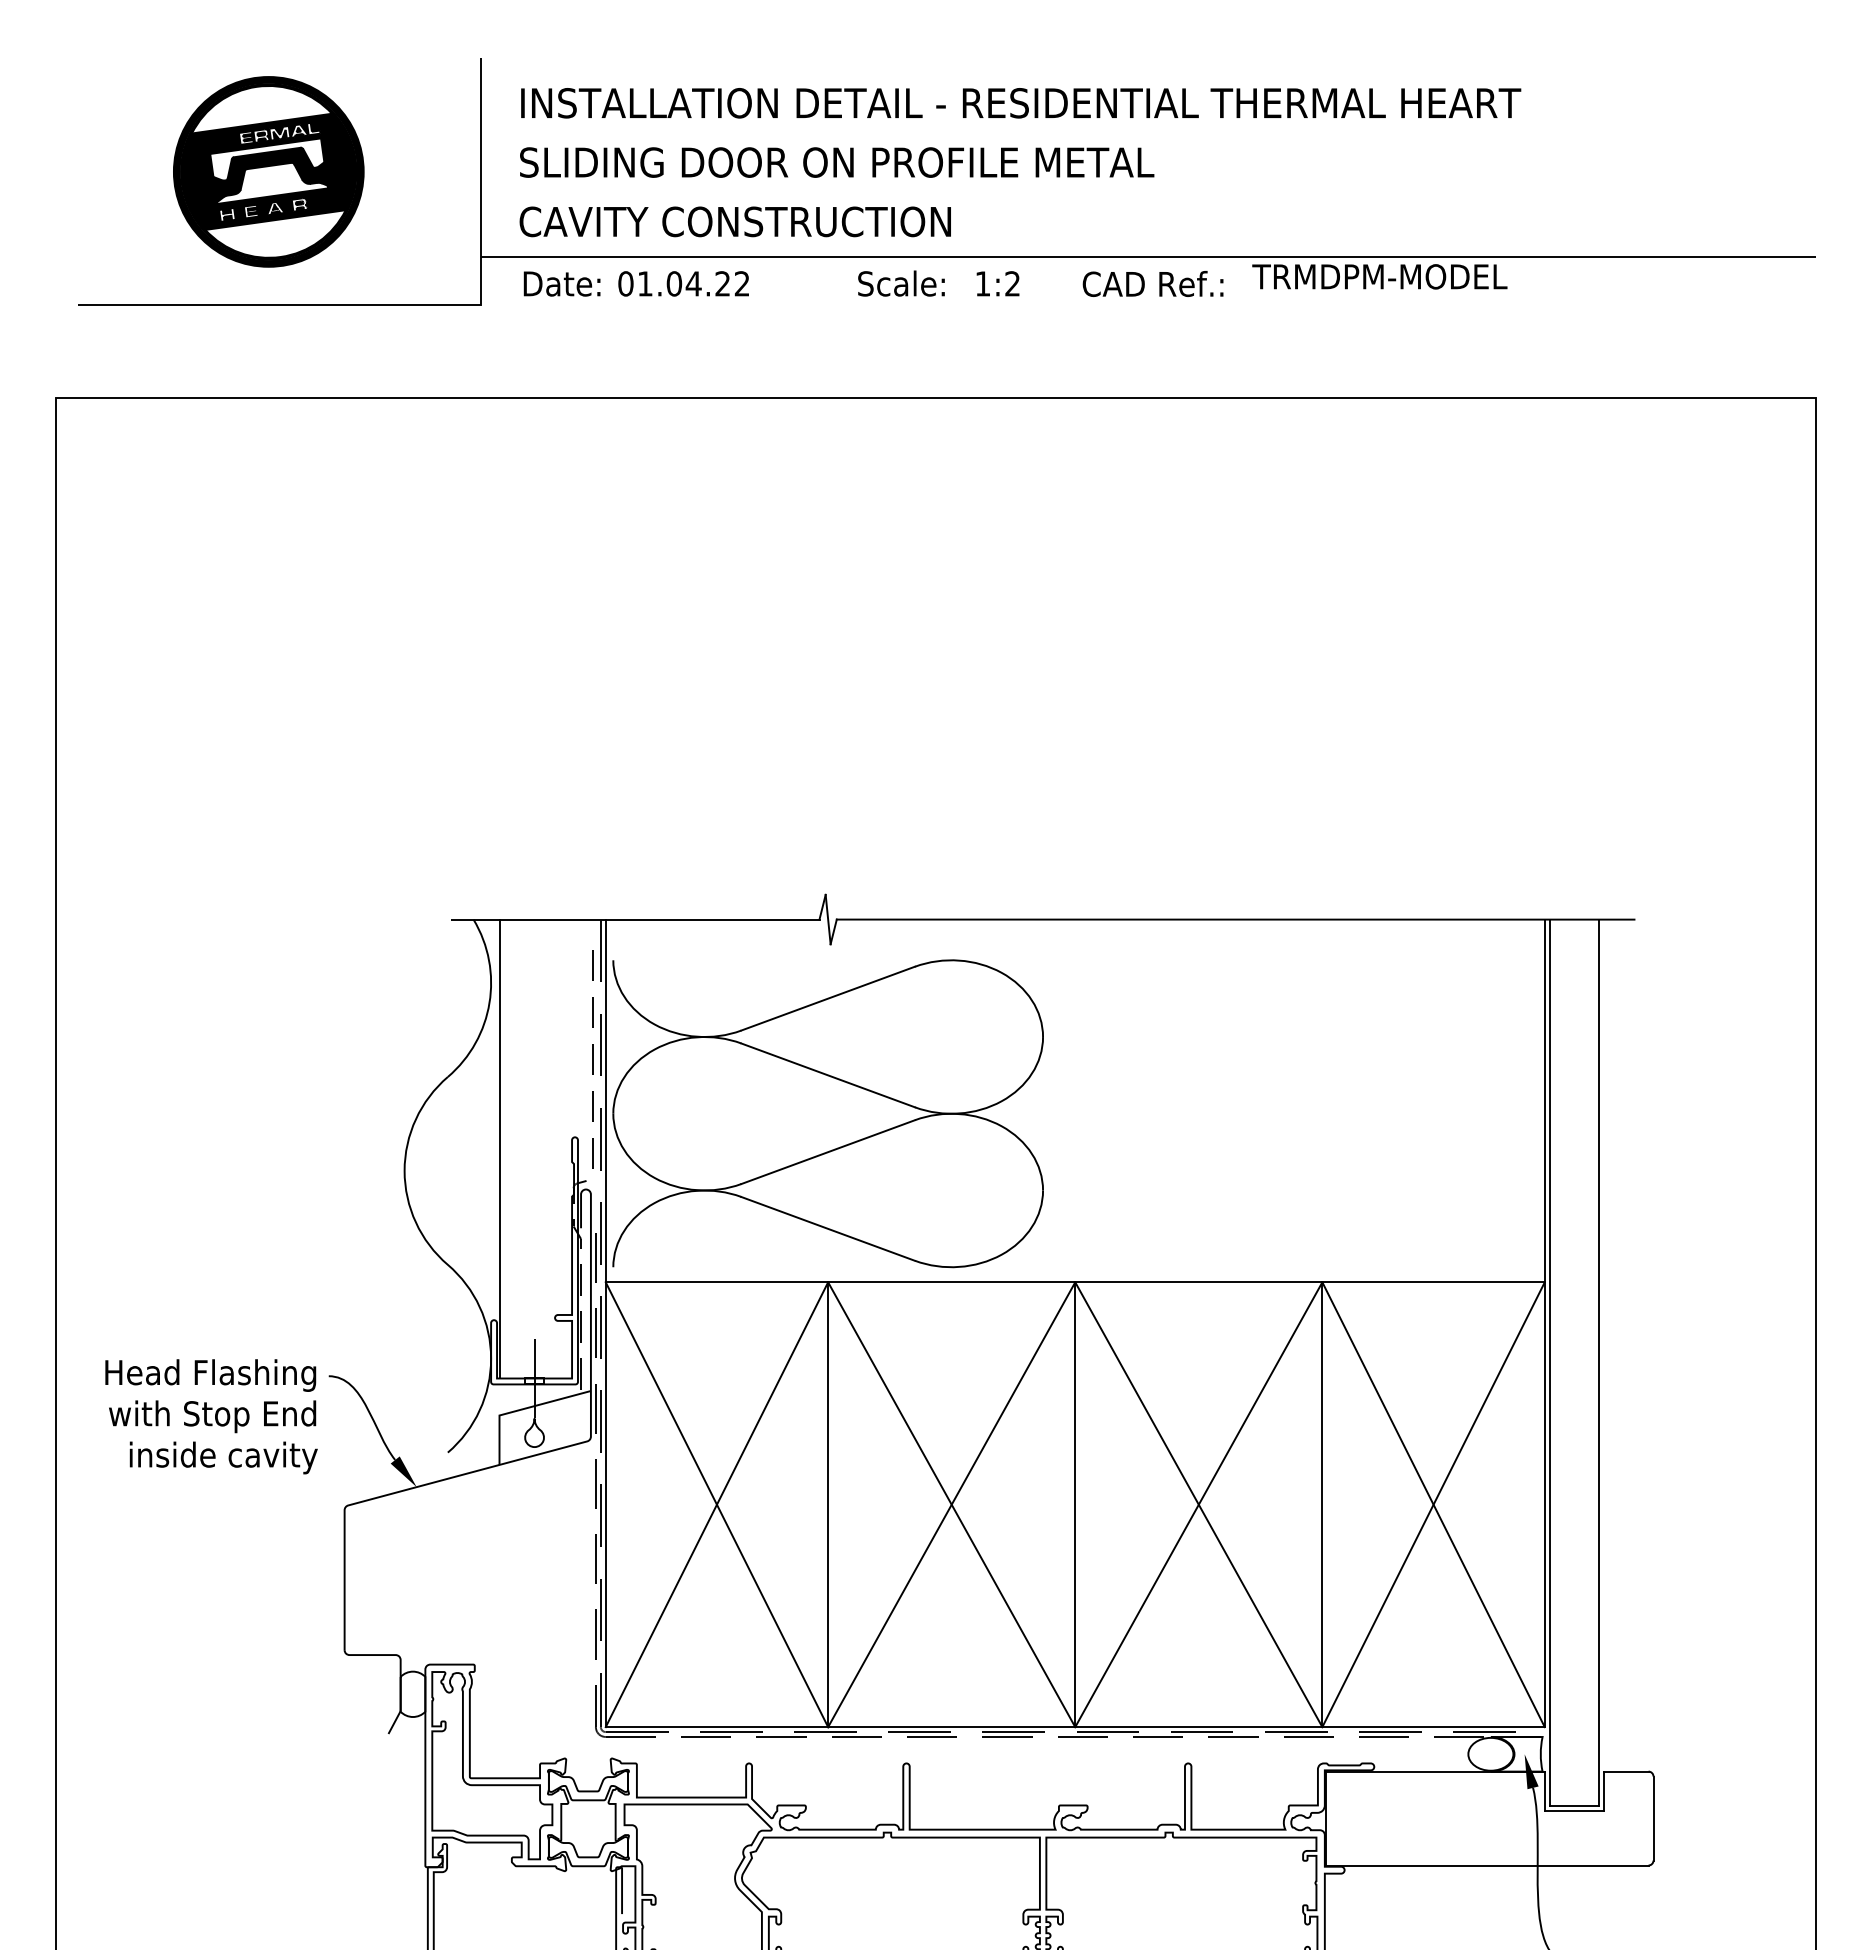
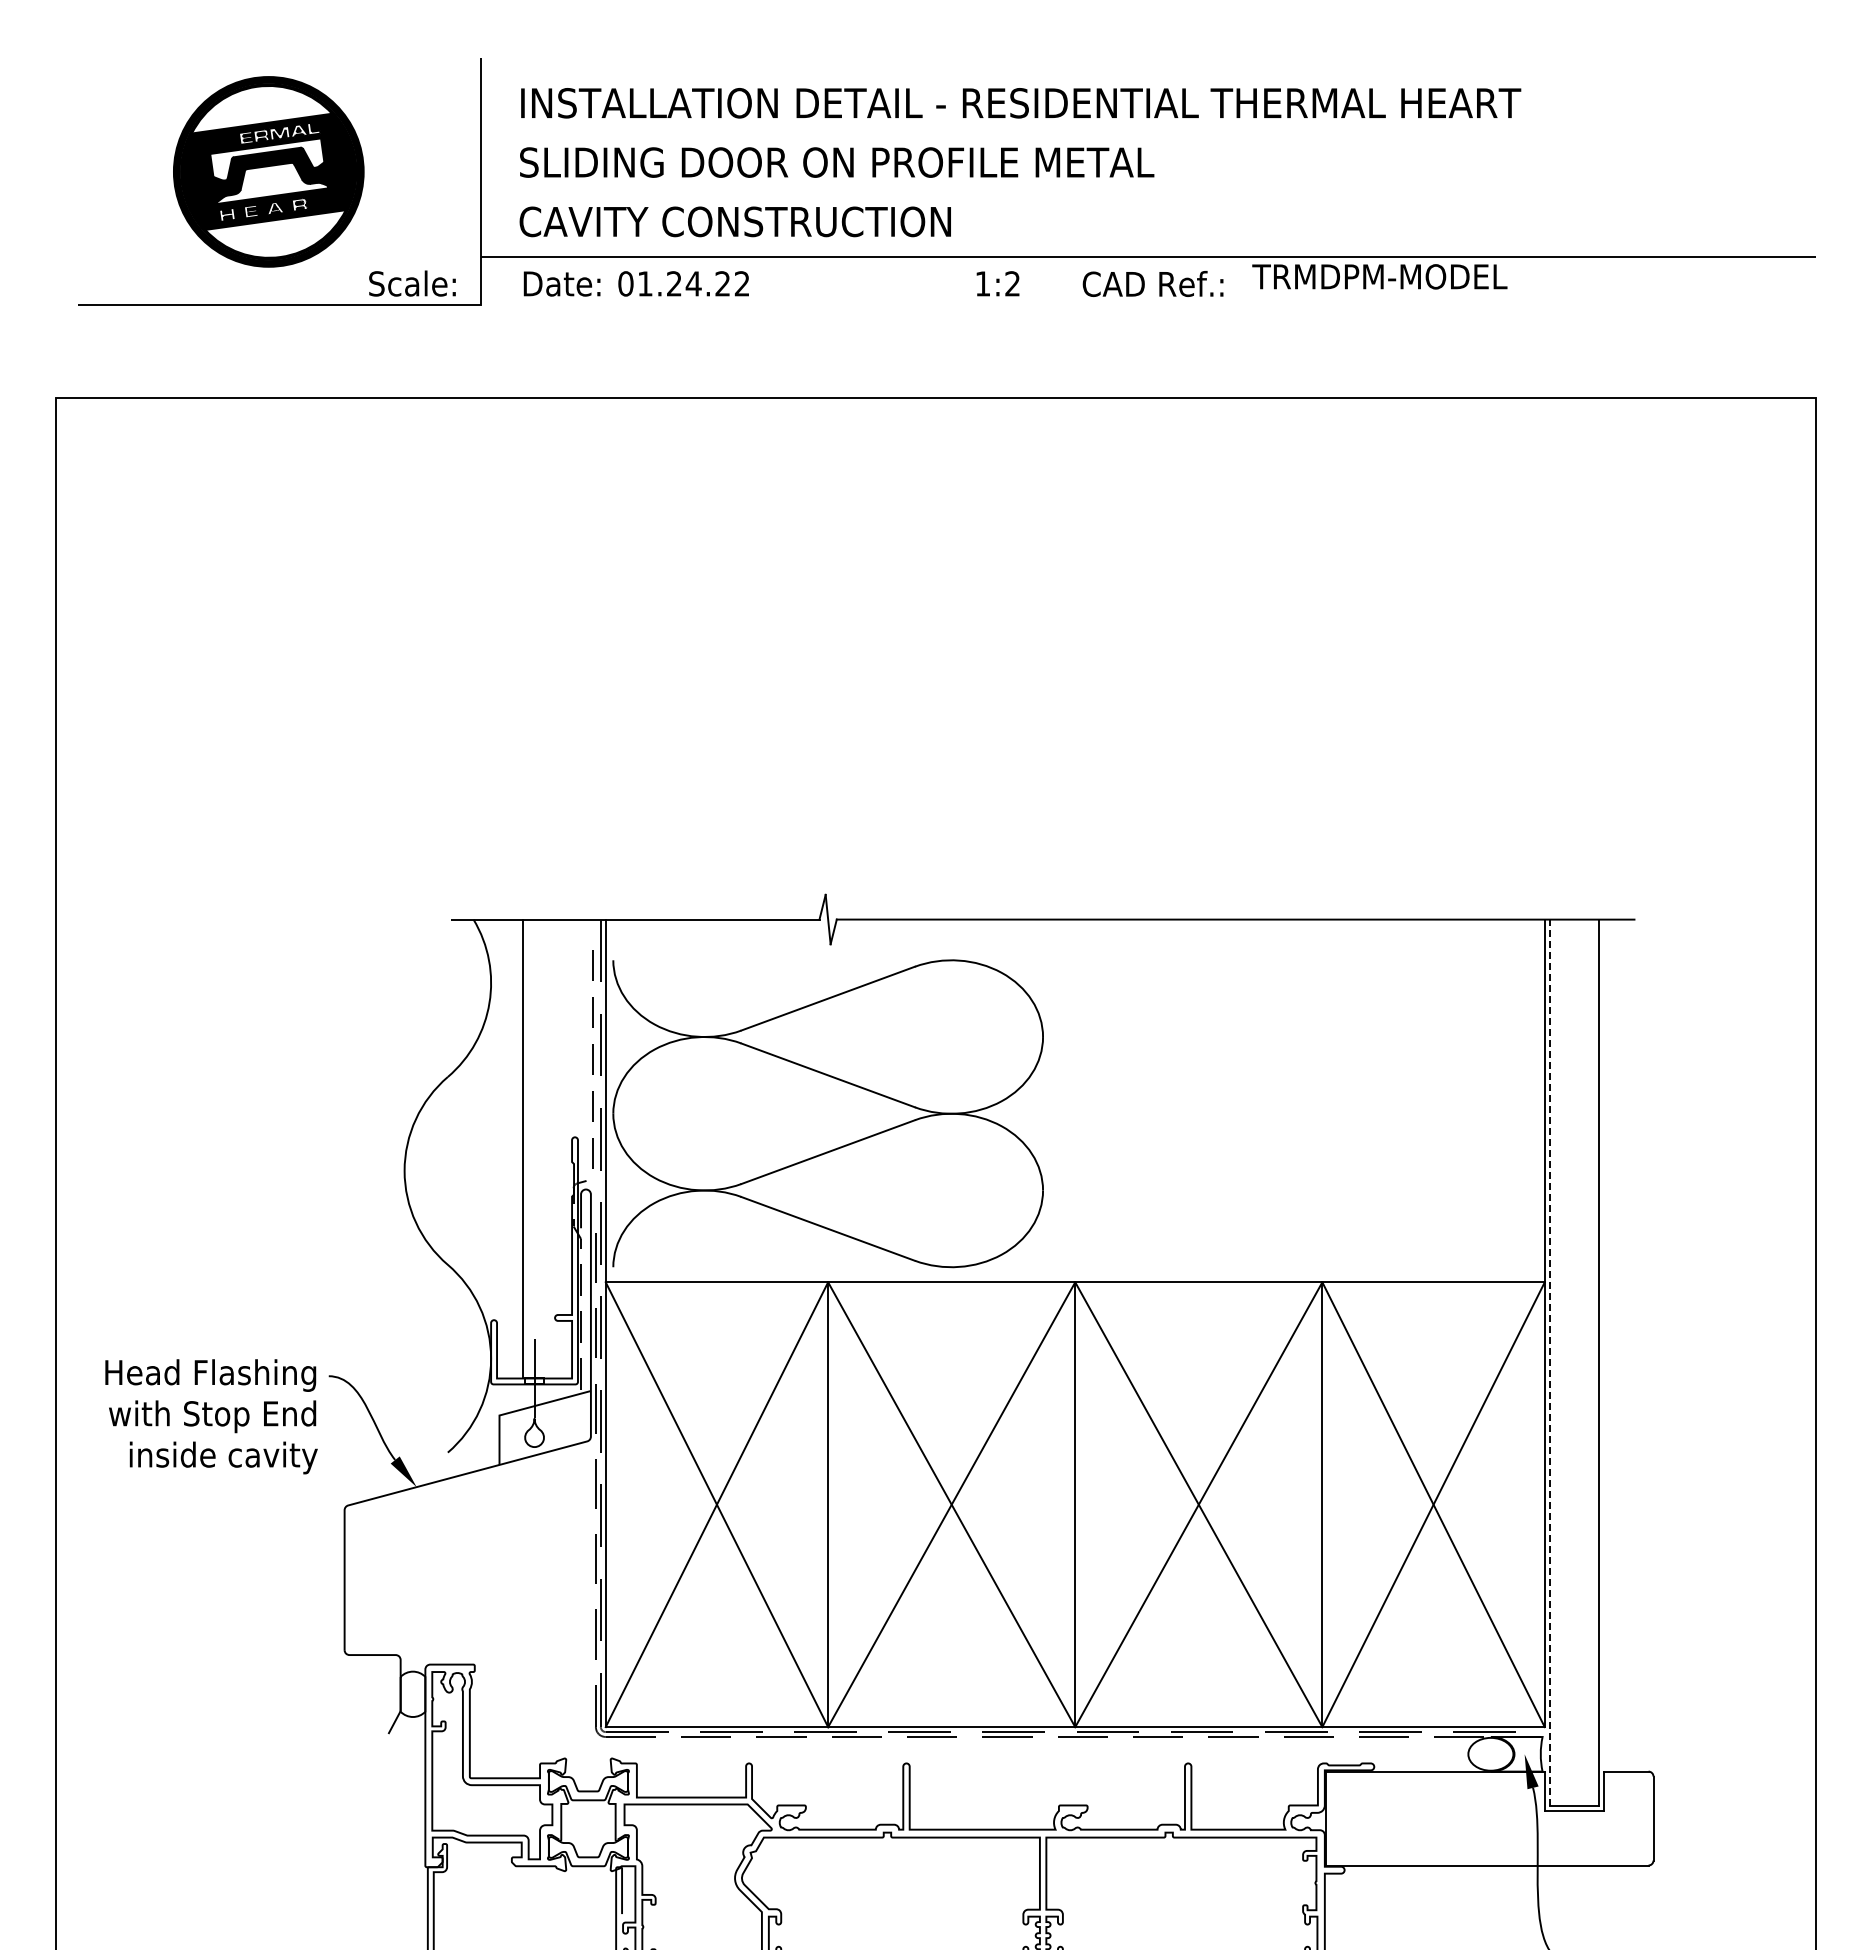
text: 01.04.22 -> 01.24.22 (674, 283)
text position: (901, 283) -> (412, 283) (412, 283)
line position: (499, 1148) -> (522, 1148) (522, 1148)
line: solid -> dashed (1549, 1362)
